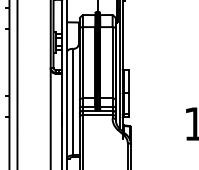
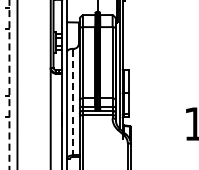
line: solid -> dashed (9, 84)
line: solid -> dashed (73, 102)
